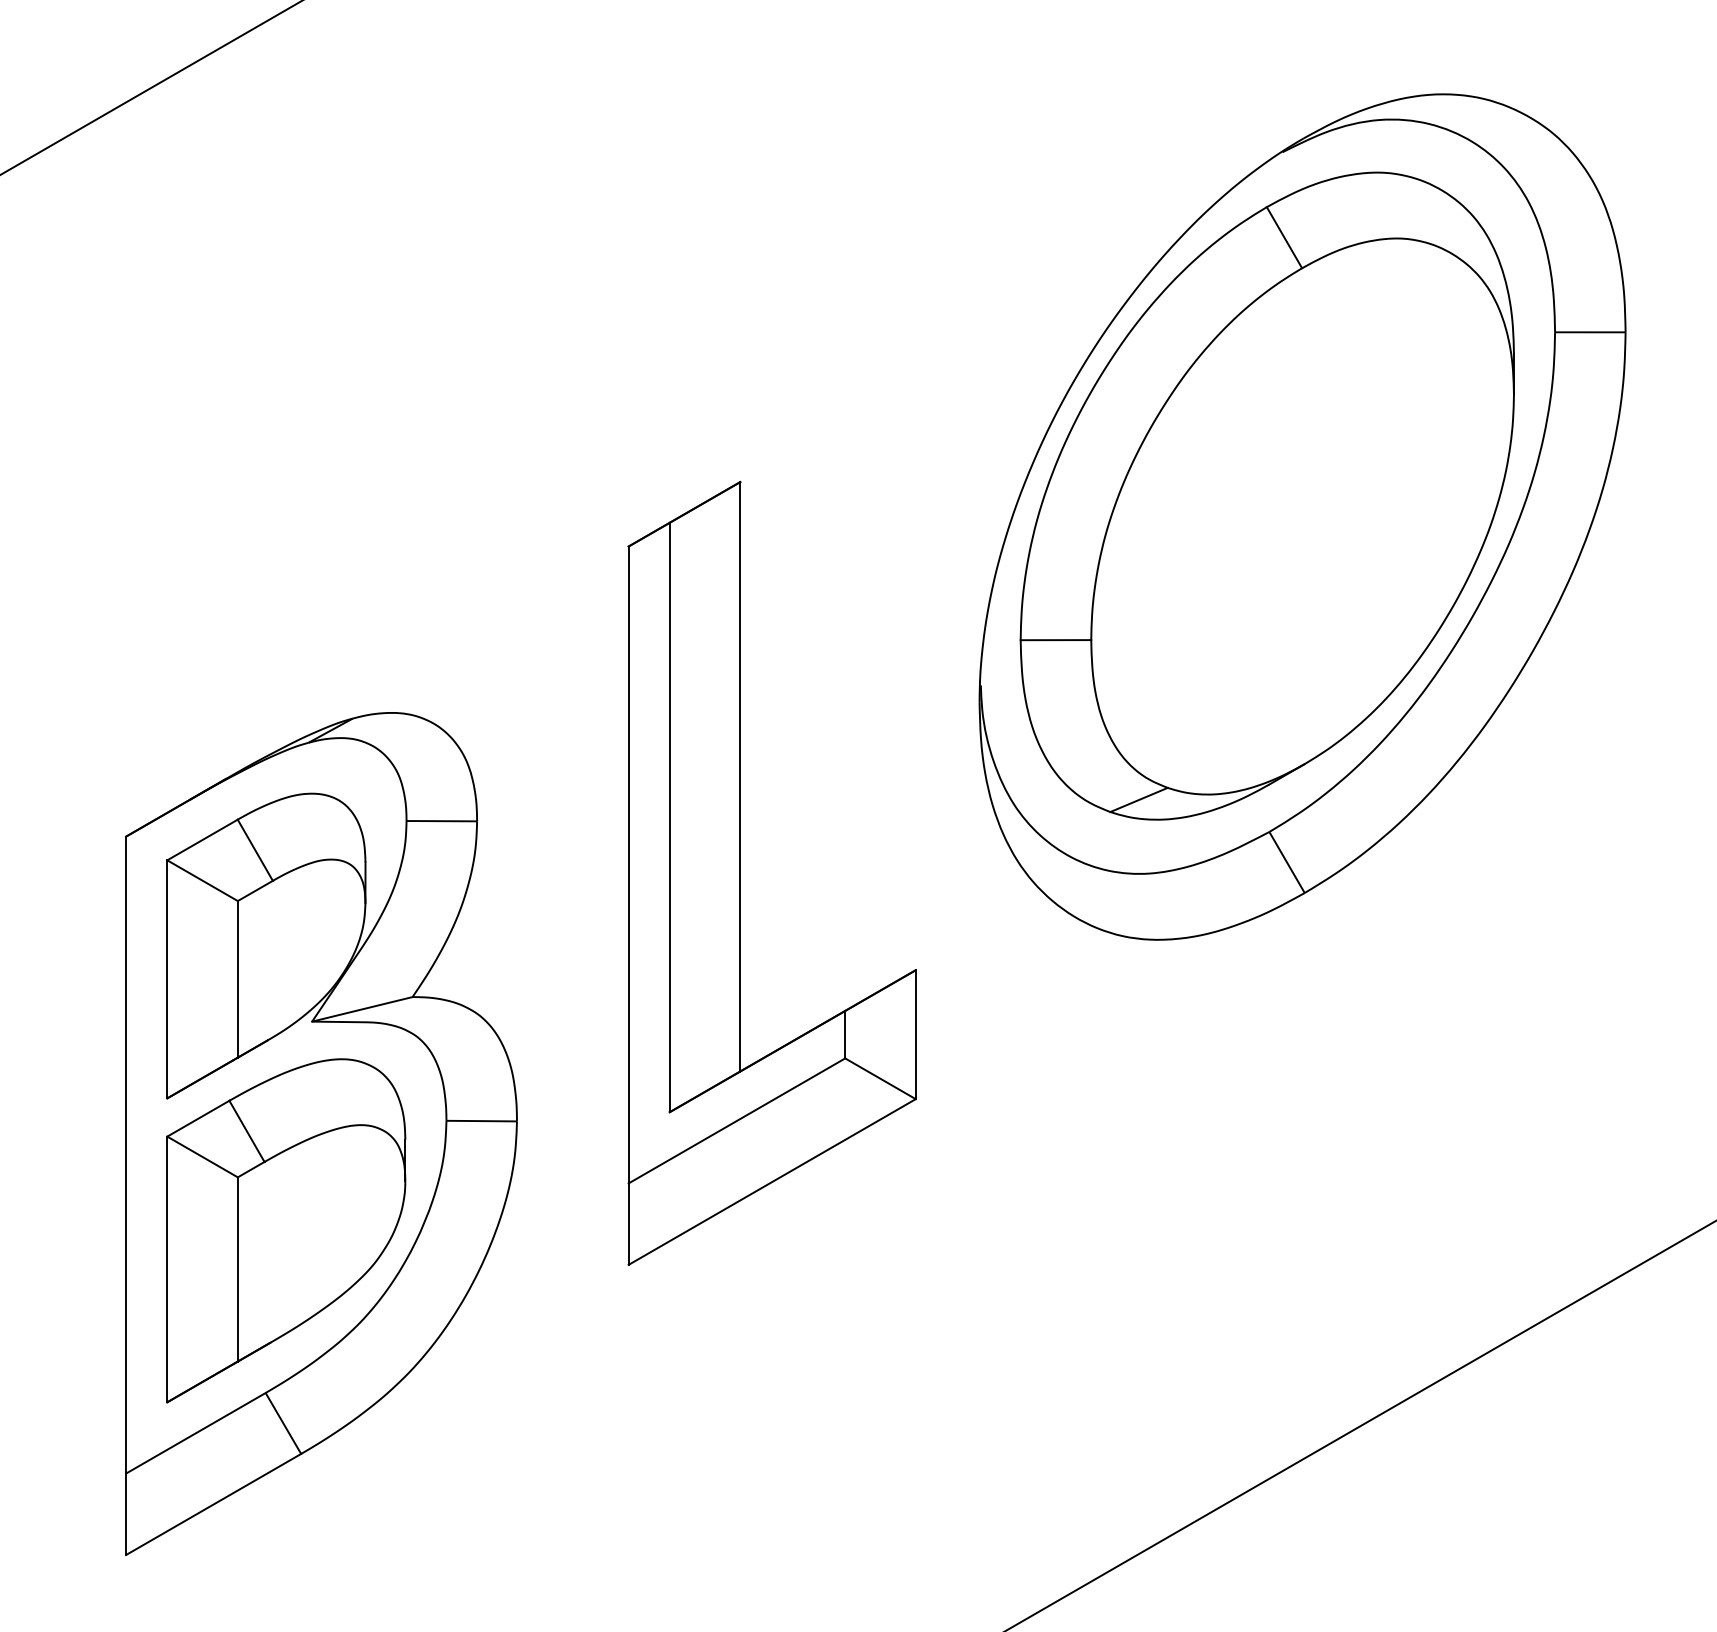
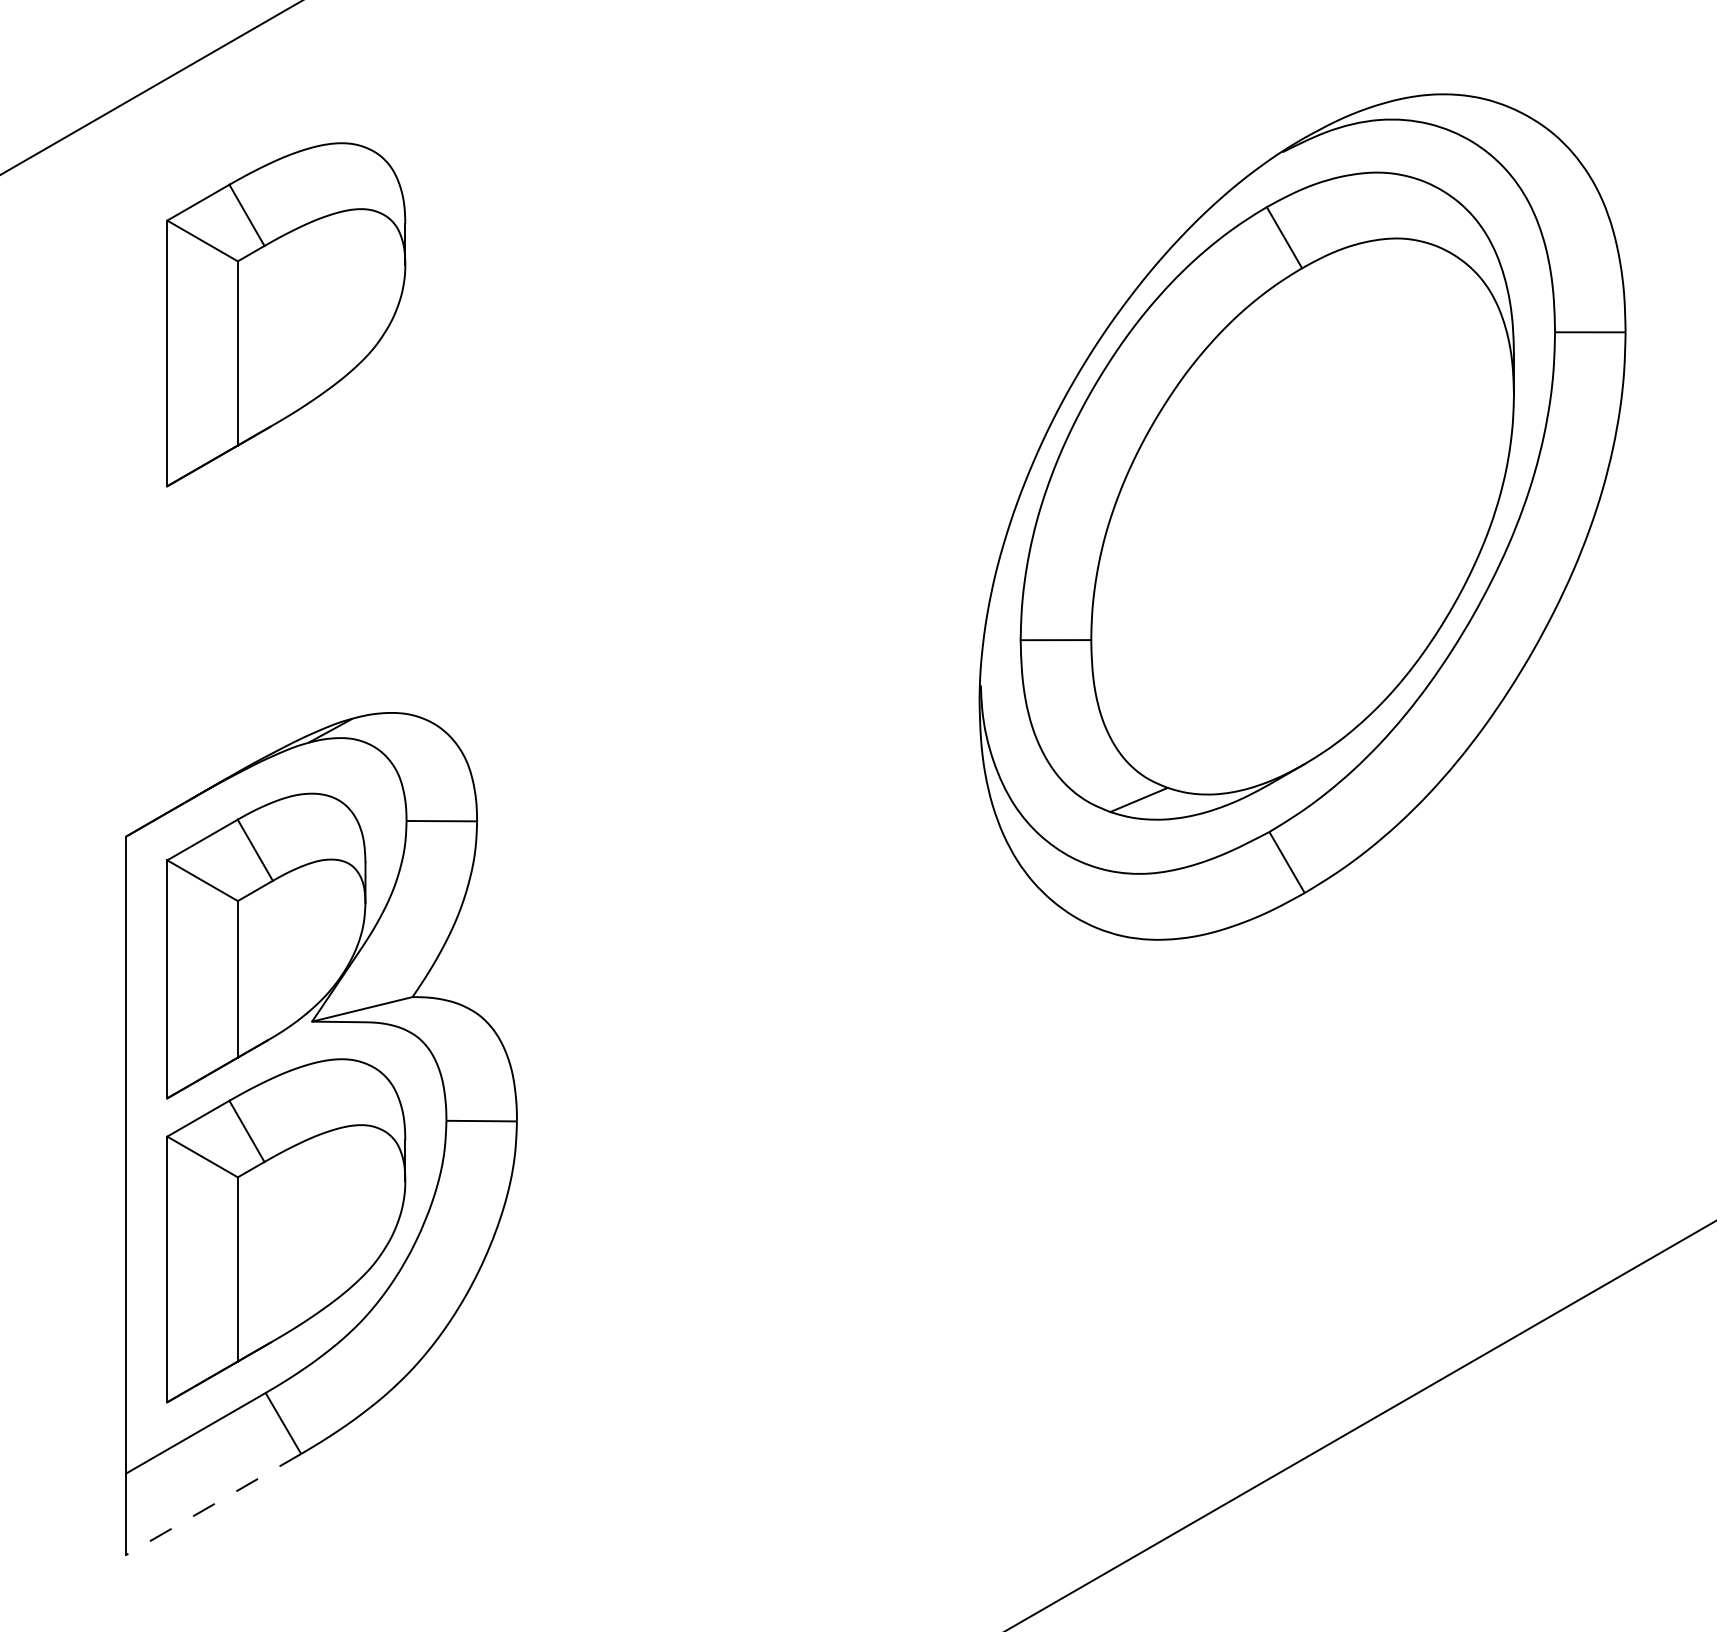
part: none -> present (286, 314)
part: present -> none (740, 872)
line: solid -> dashed (213, 1504)
